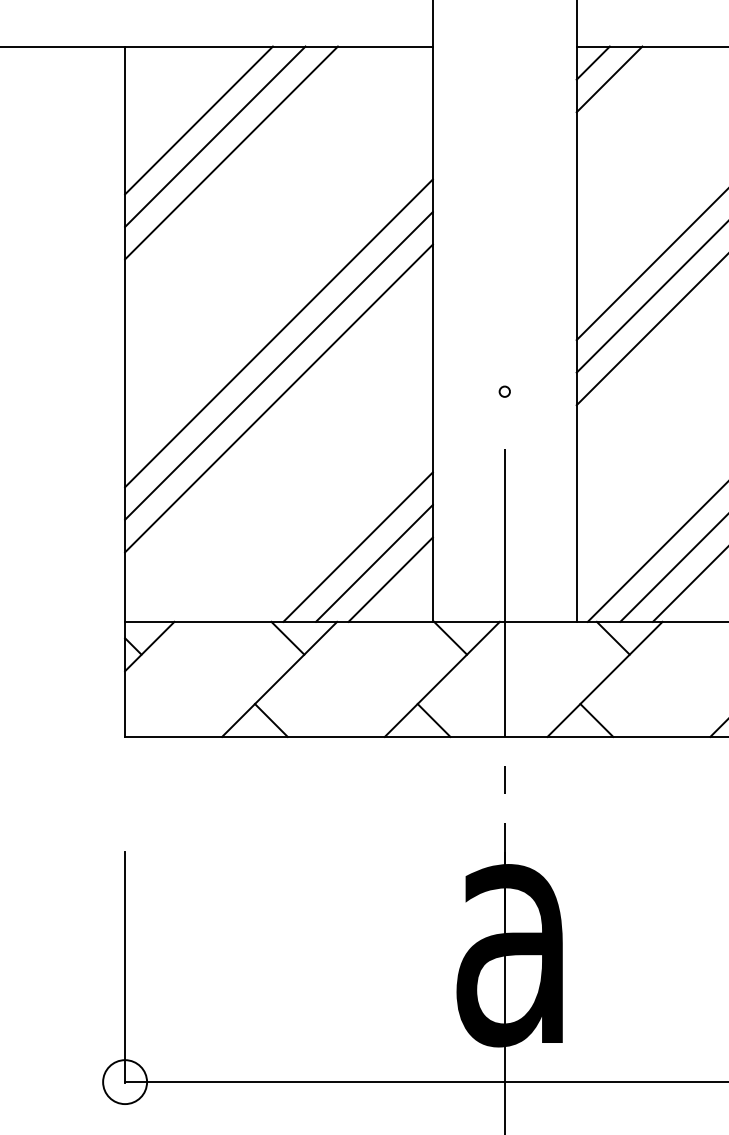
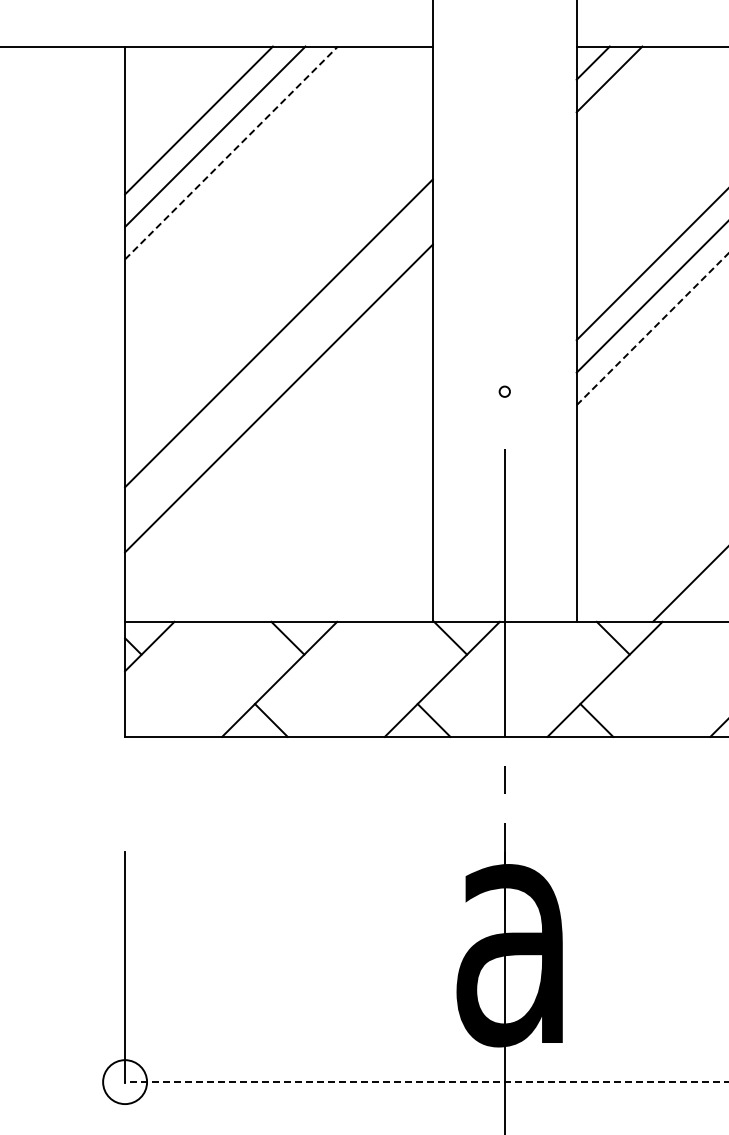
line: solid -> dashed (231, 152)
line: solid -> dashed (652, 328)
line: present -> none (278, 365)
line: present -> none (357, 546)
line: present -> none (656, 552)
line: present -> none (373, 562)
line: present -> none (672, 568)
line: present -> none (390, 579)
line: solid -> dashed (426, 1082)
